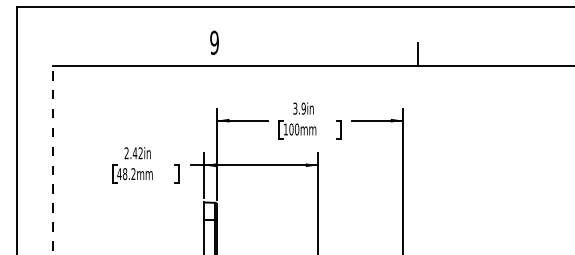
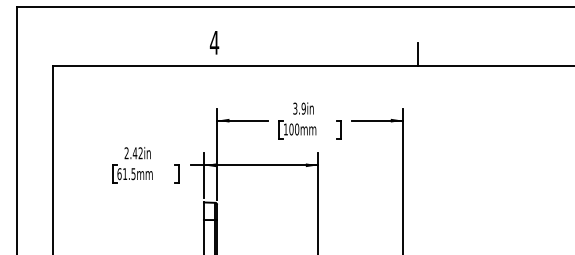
text: 9 -> 4 (214, 42)
line: dashed -> solid (52, 160)
text: 48.2mm -> 61.5mm (126, 174)
